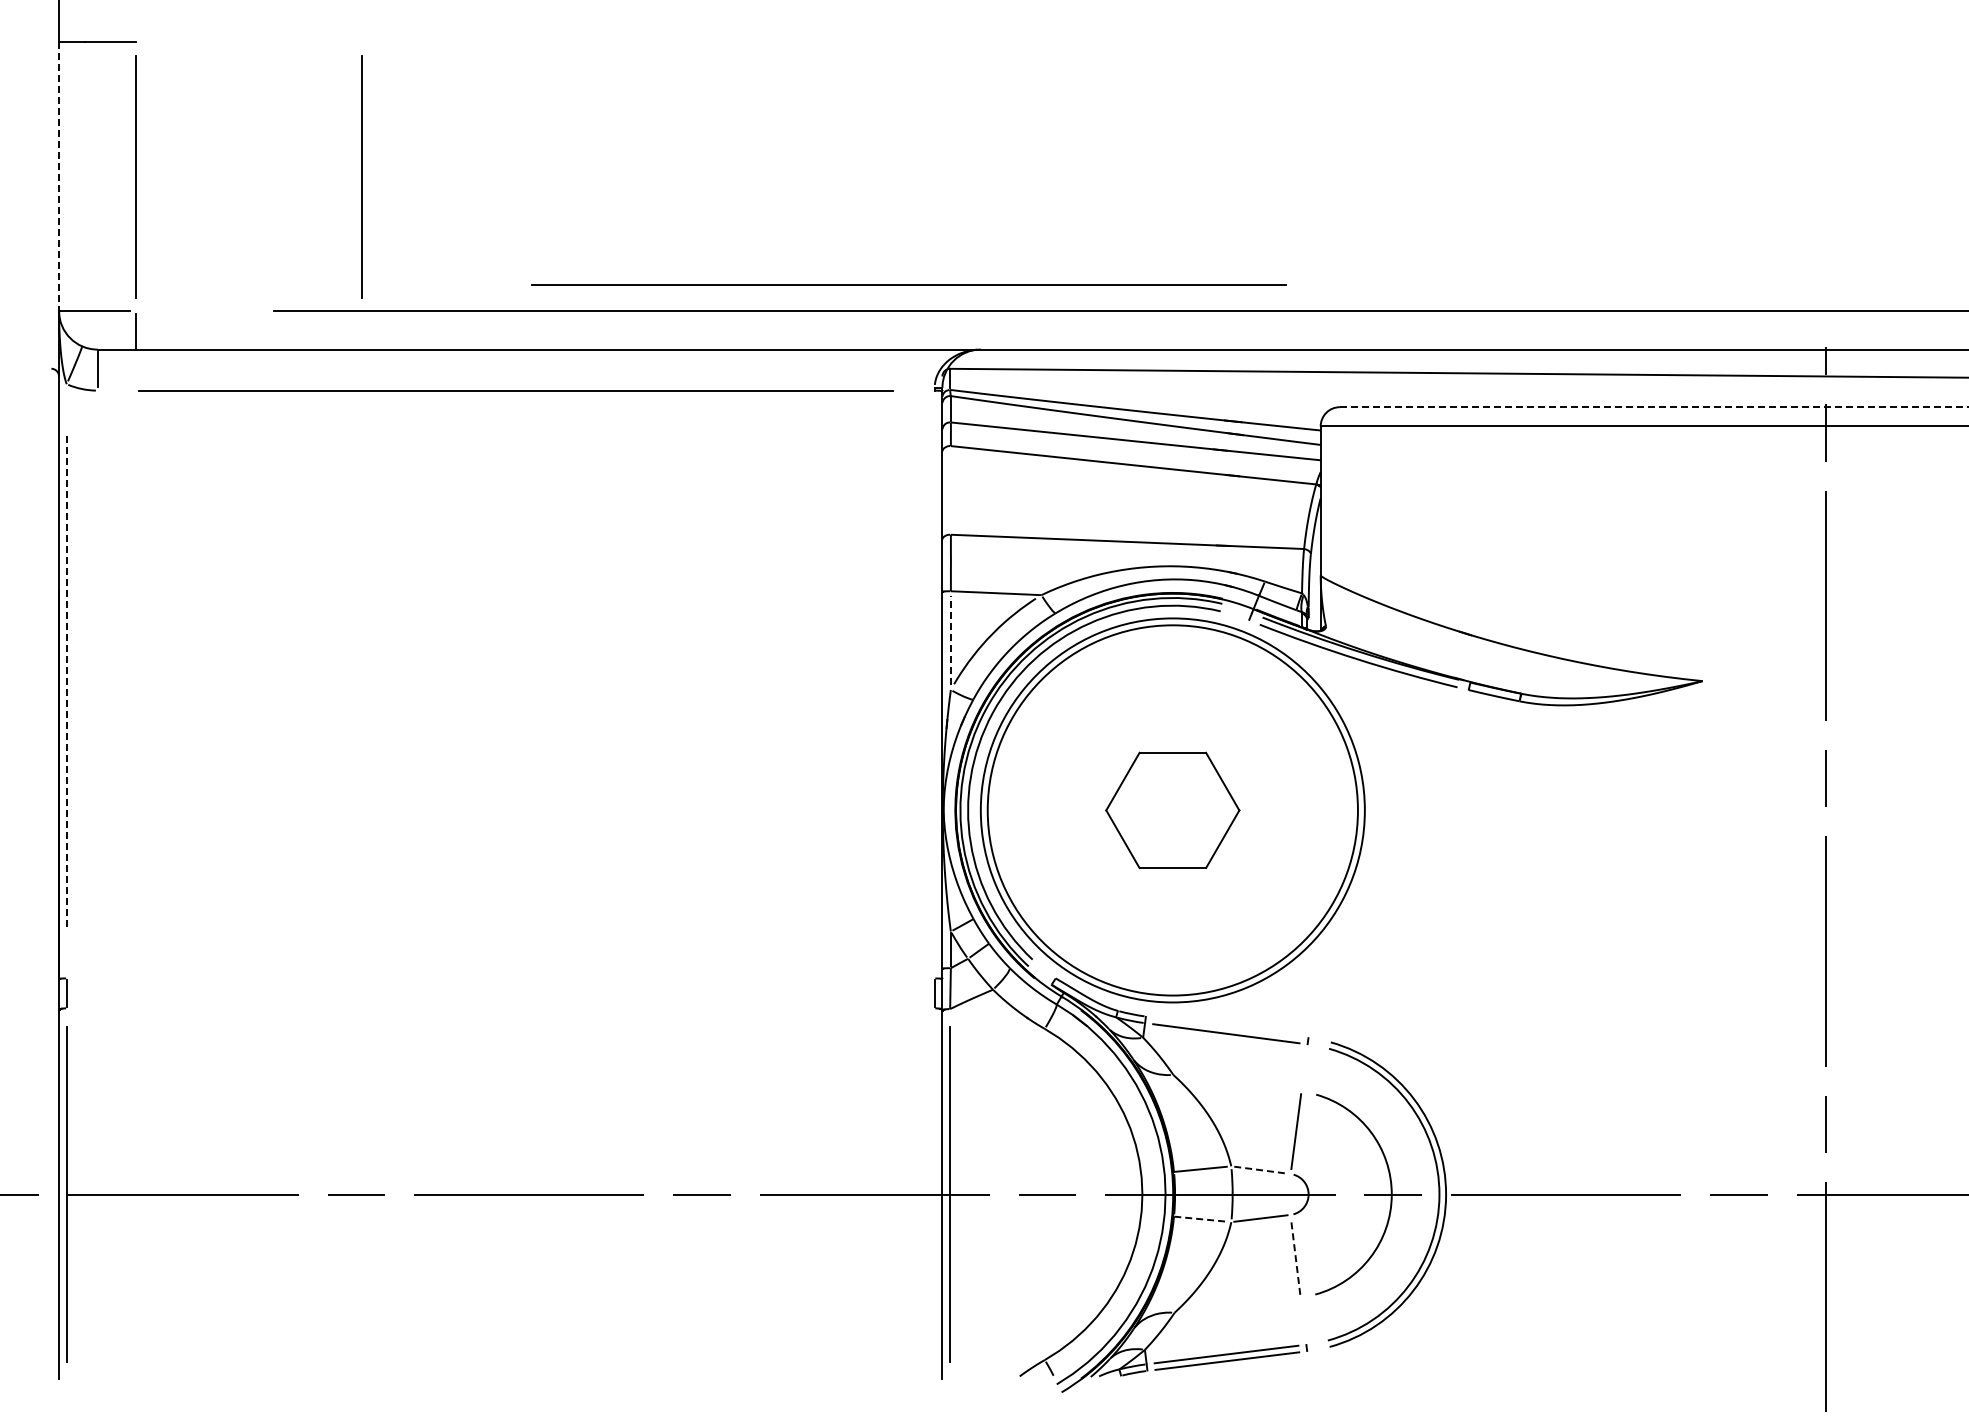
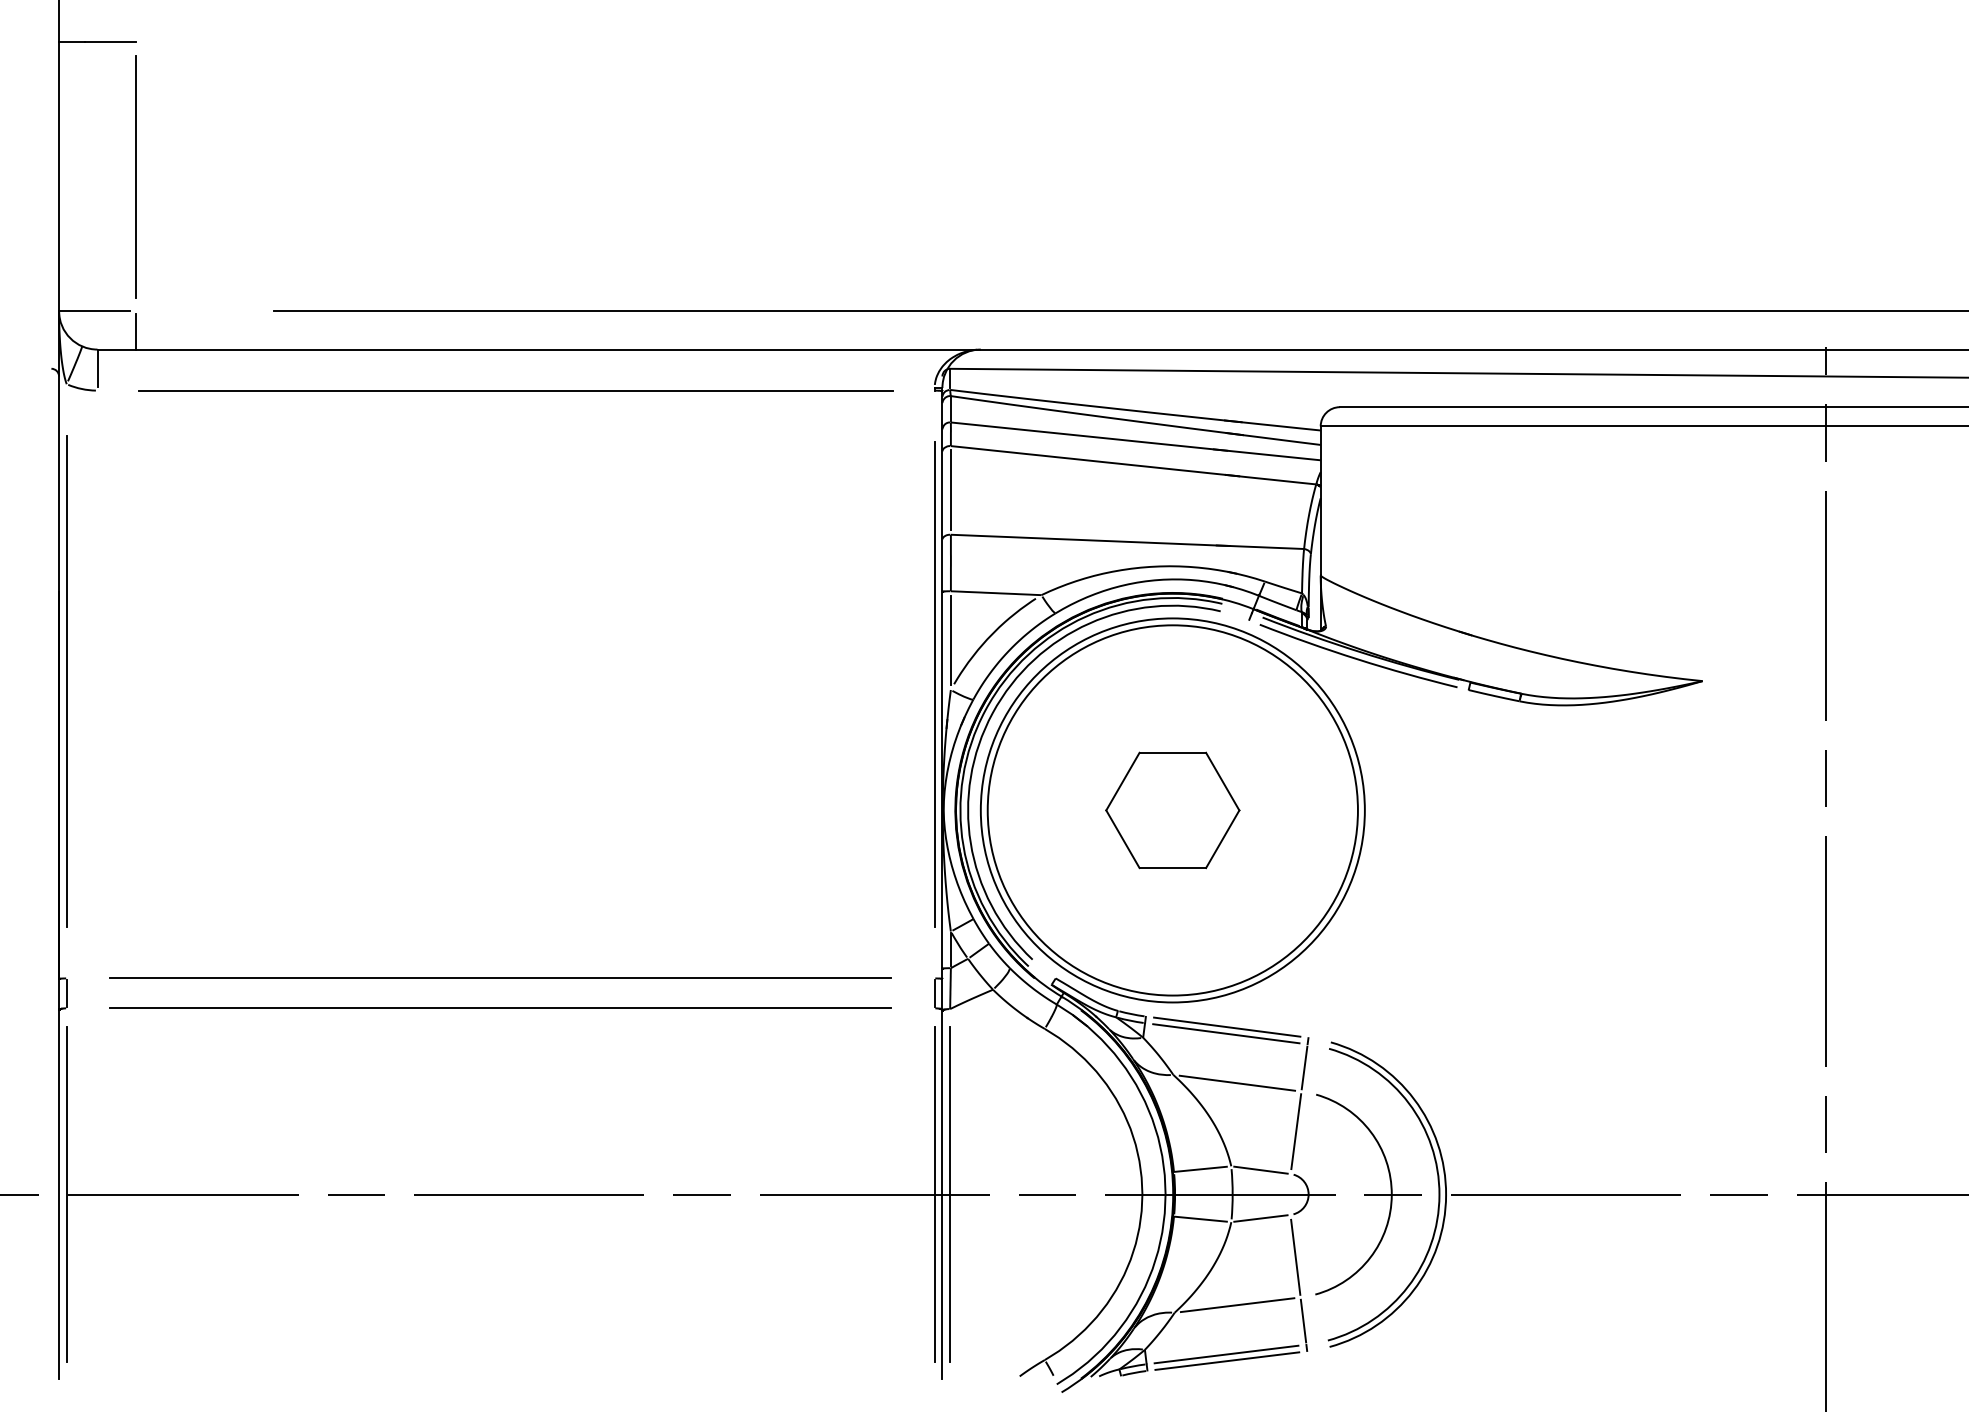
line: present -> none (361, 176)
line: dashed -> solid (59, 177)
line: present -> none (908, 284)
line: dashed -> solid (1654, 407)
line: none -> present (950, 490)
line: dashed -> solid (950, 640)
line: dashed -> solid (66, 680)
line: none -> present (934, 684)
line: none -> present (500, 978)
line: none -> present (500, 1008)
line: none -> present (1227, 1026)
line: none -> present (1304, 1067)
line: none -> present (1237, 1082)
line: dashed -> solid (1260, 1170)
line: none -> present (934, 1194)
line: dashed -> solid (1201, 1219)
line: dashed -> solid (1295, 1257)
line: none -> present (1237, 1305)
line: none -> present (1303, 1320)
